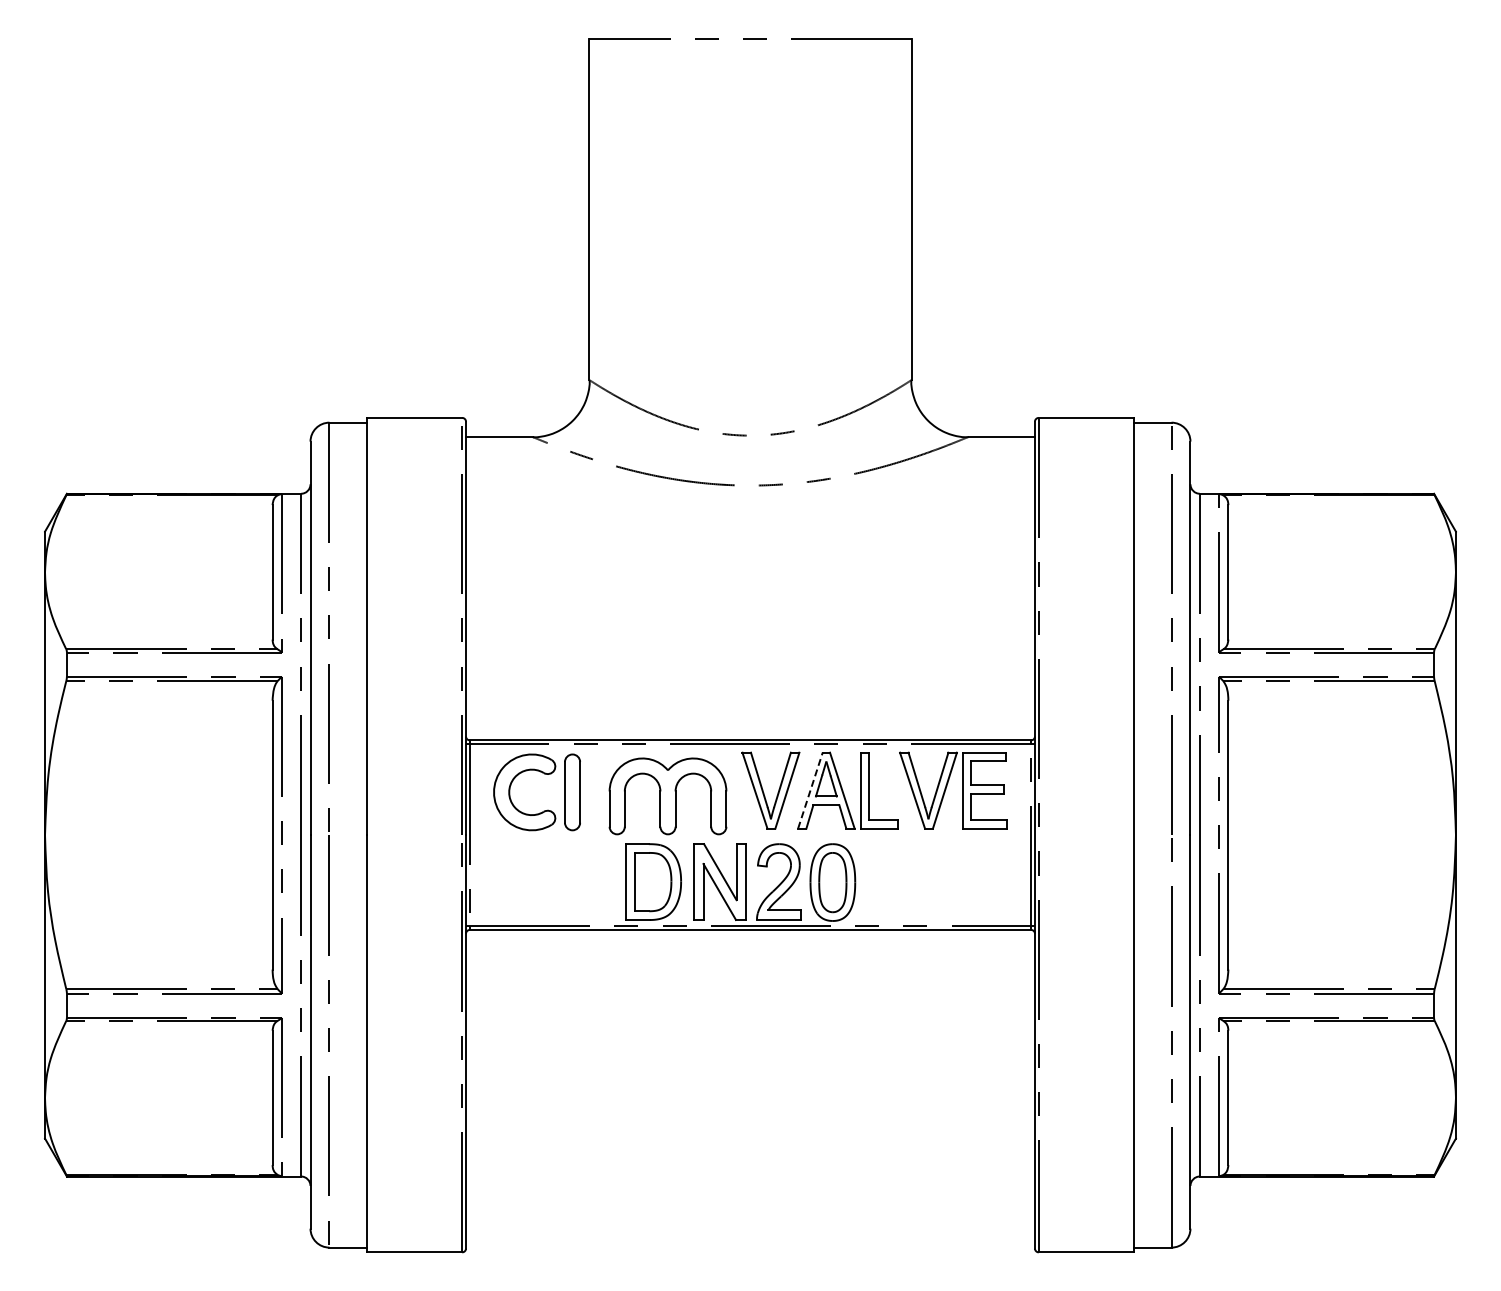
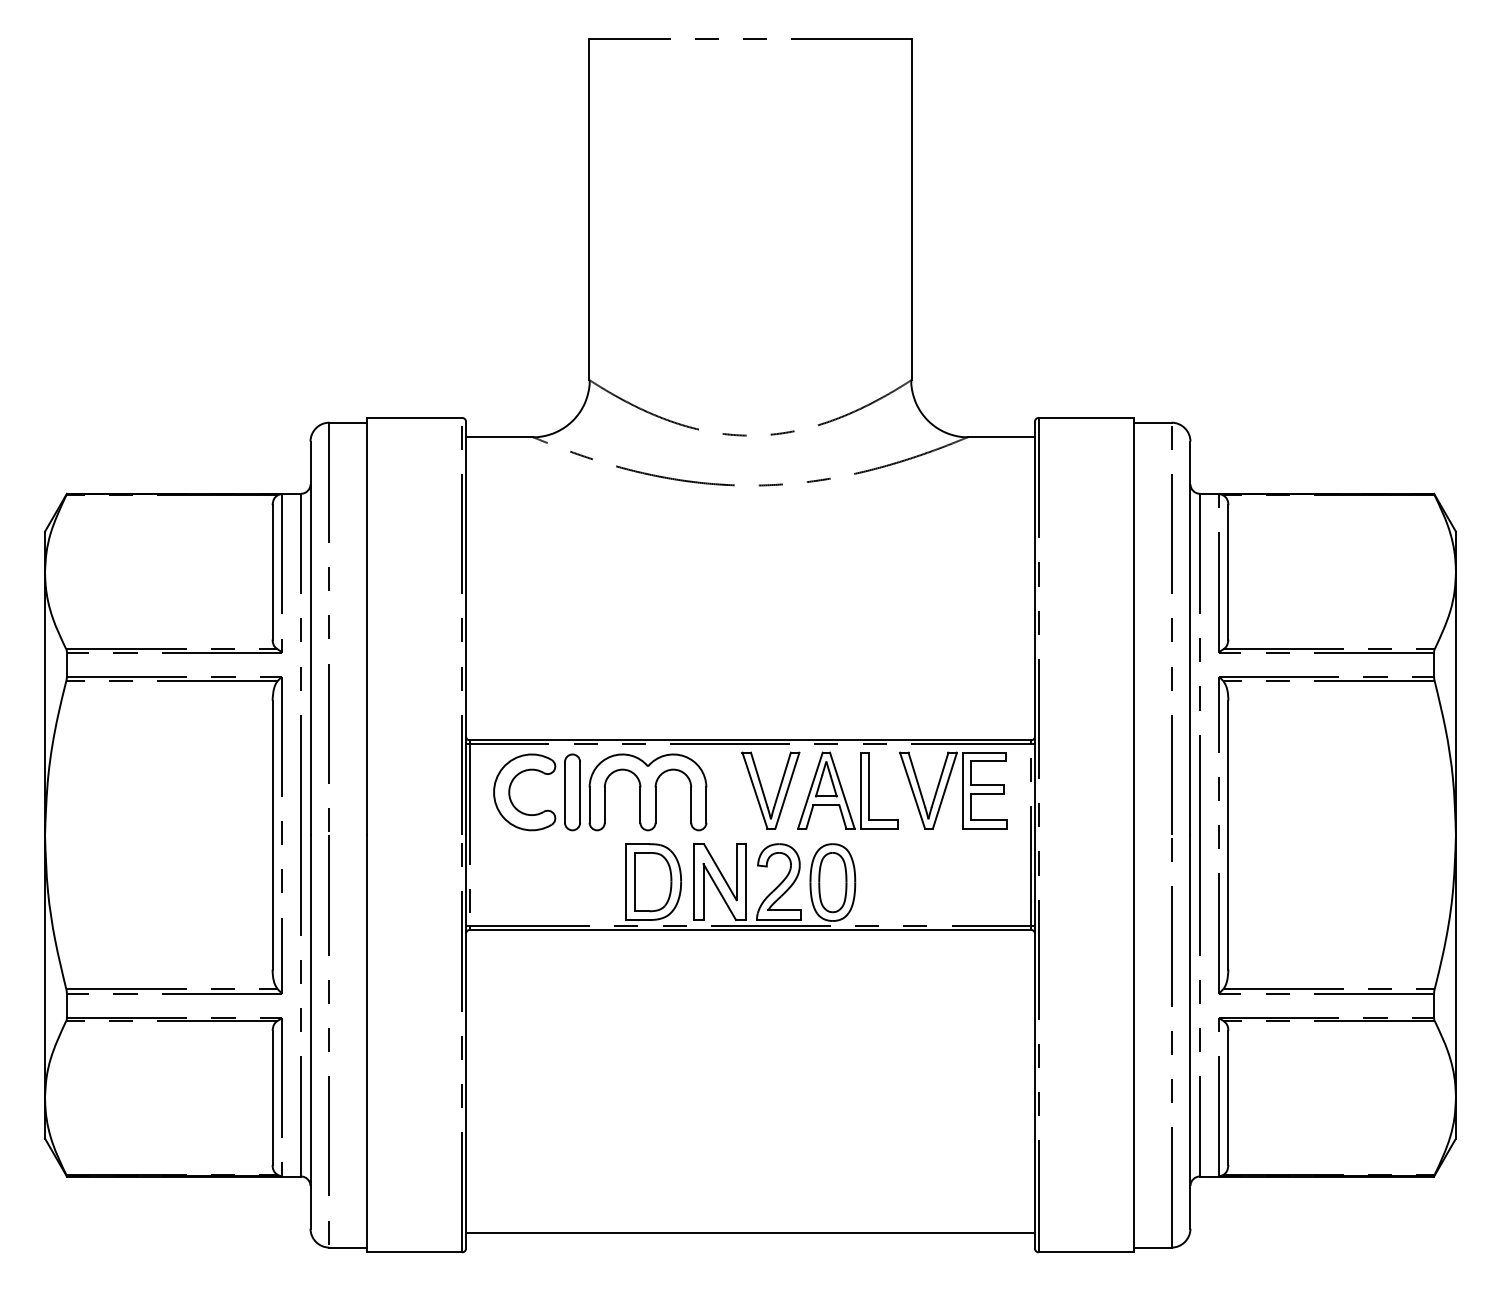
line: dashed -> solid (810, 790)
part position: (667, 796) -> (647, 792) (647, 792)
line: none -> present (750, 1233)
